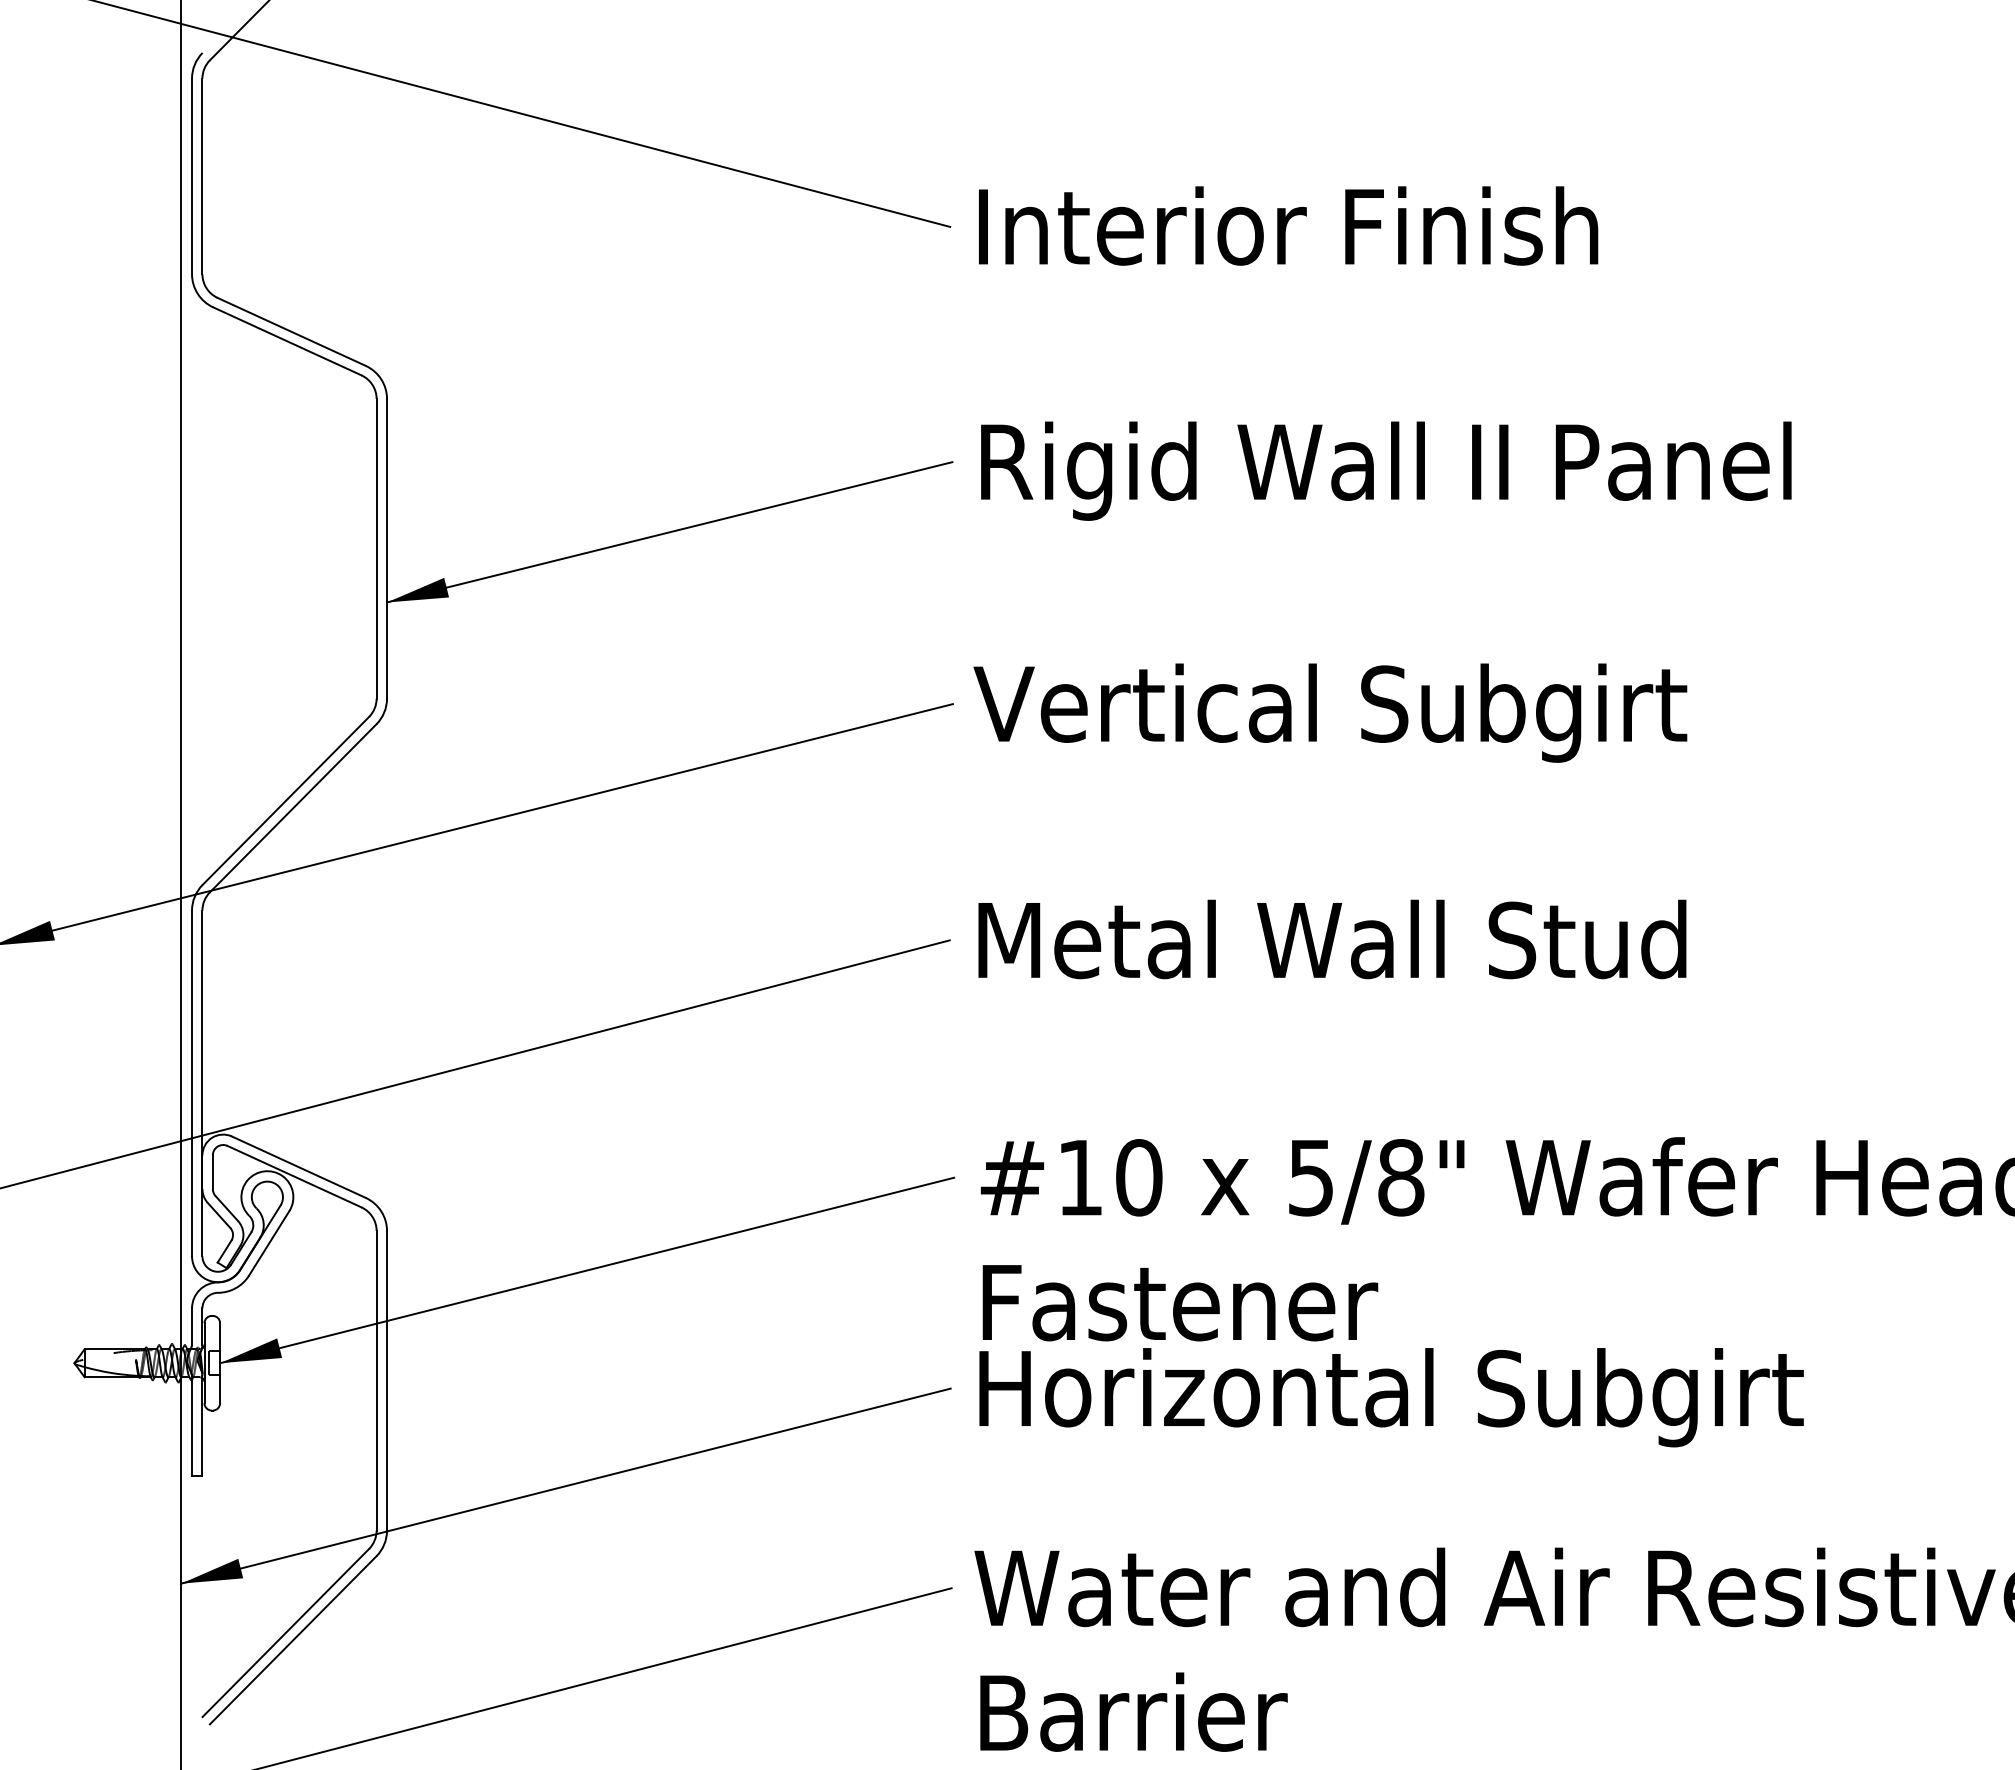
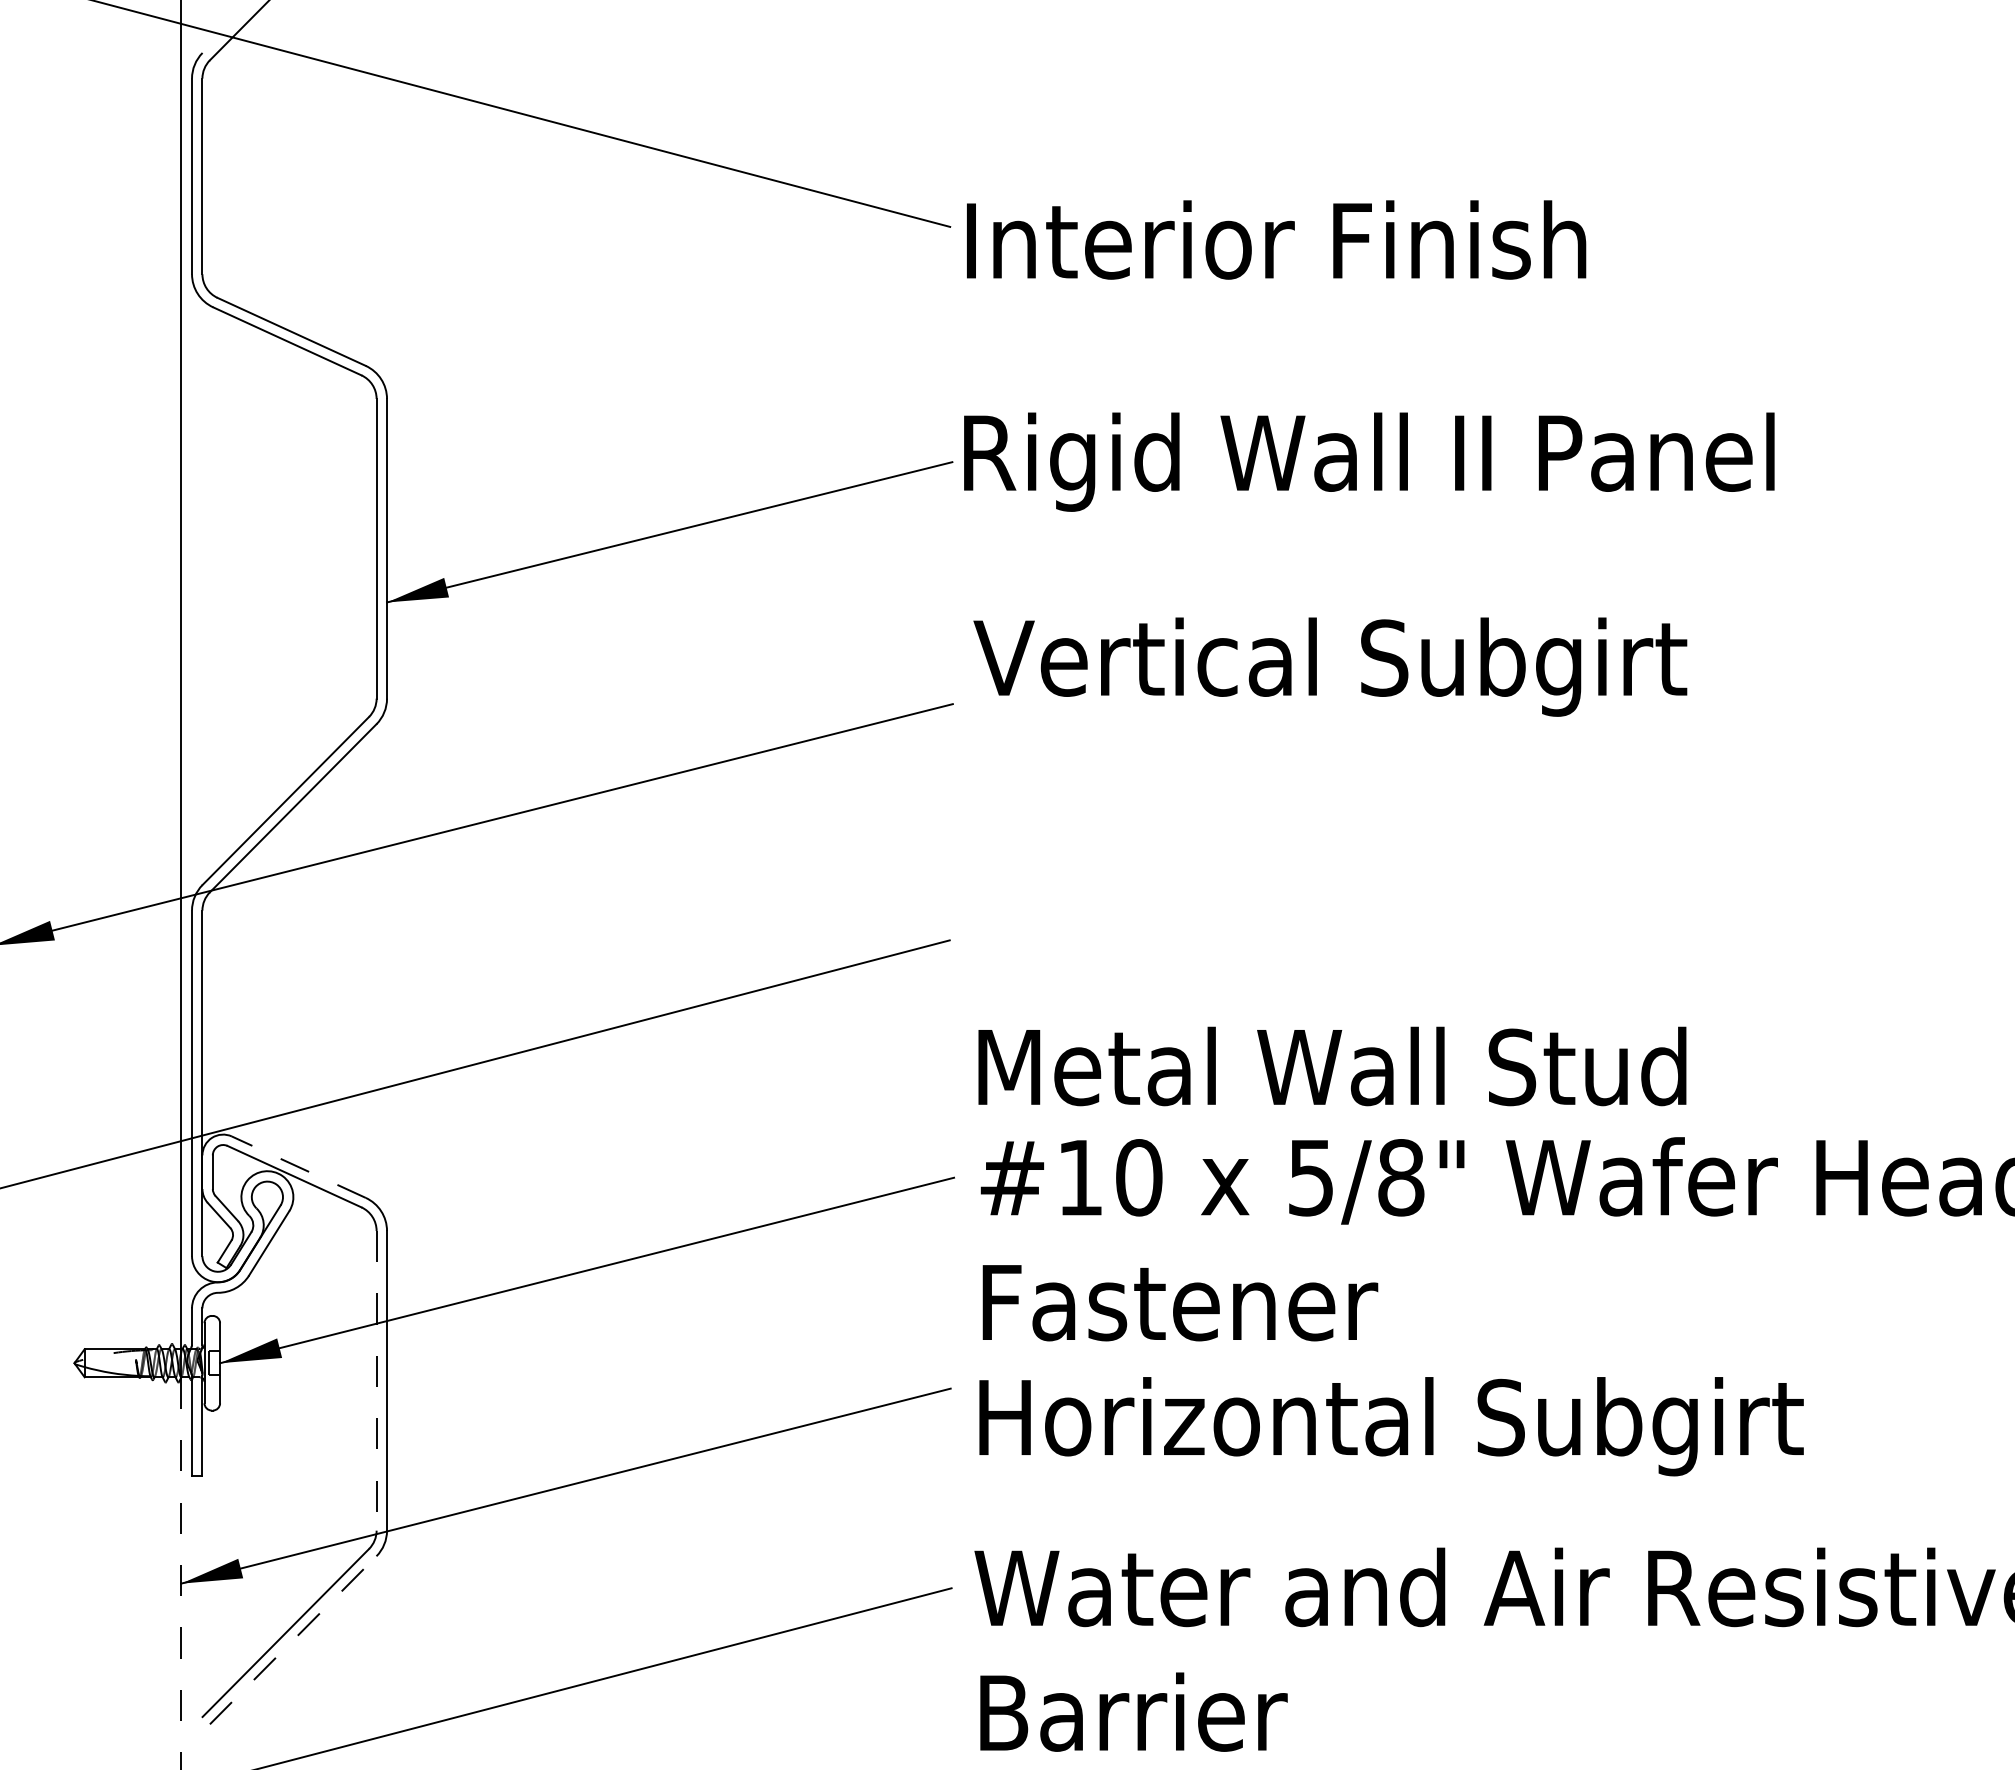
text position: (1288, 225) -> (1276, 239) (1276, 239)
text position: (1386, 470) -> (1369, 461) (1369, 461)
text position: (1330, 712) -> (1330, 666) (1330, 666)
text position: (1332, 939) -> (1332, 1066) (1332, 1066)
line: solid -> dashed (298, 1167)
line: solid -> dashed (376, 1380)
text position: (1391, 1397) -> (1391, 1426) (1391, 1426)
line: solid -> dashed (181, 1573)
line: solid -> dashed (293, 1639)
